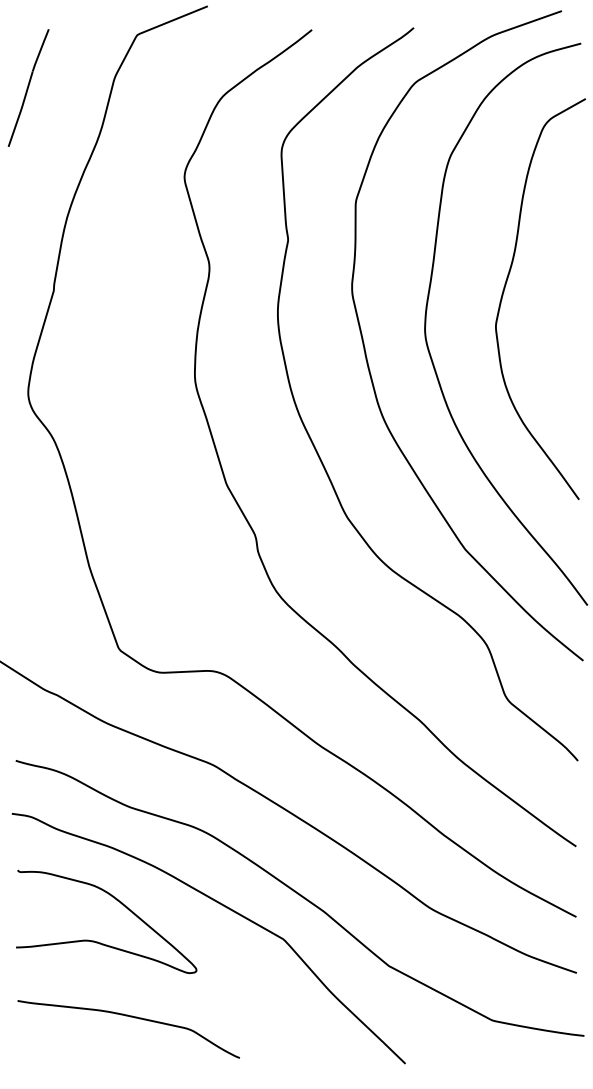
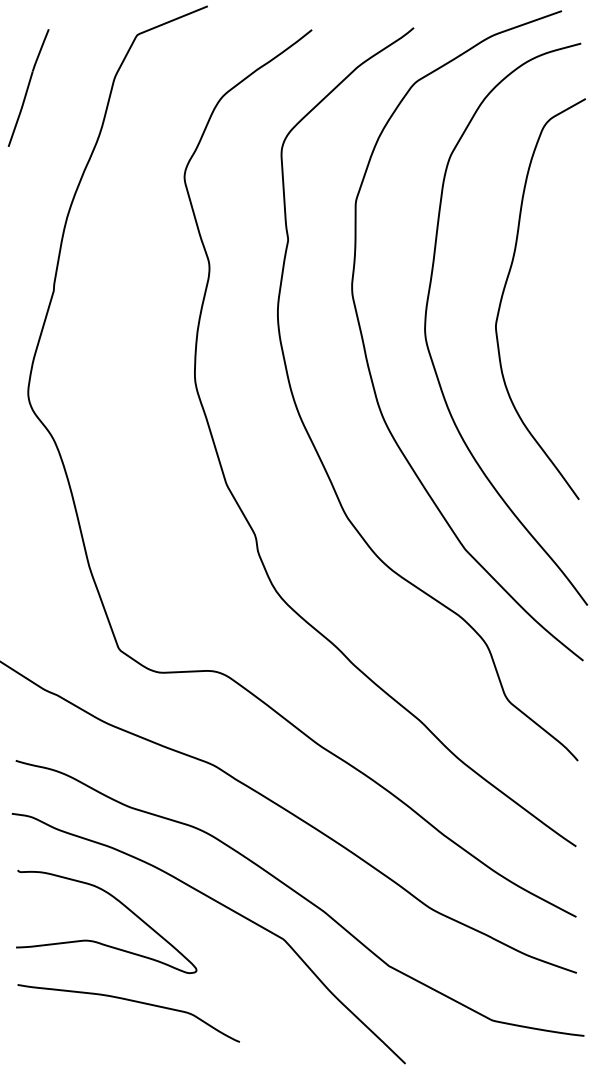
curve position: (130, 1017) -> (130, 1001) (130, 1001)
